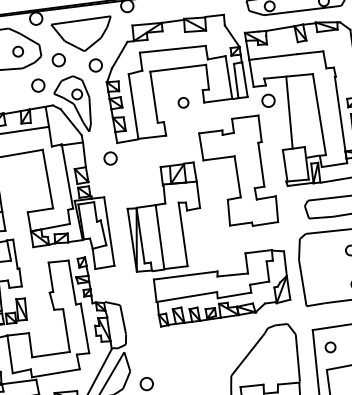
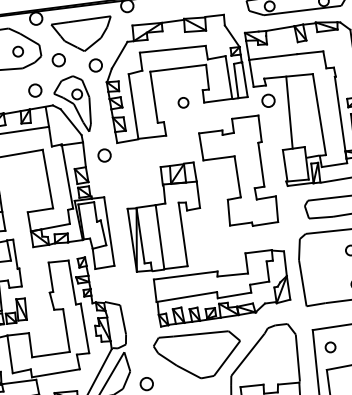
circle position: (38, 85) -> (35, 90) (35, 90)
circle position: (110, 158) -> (104, 155) (104, 155)
part: none -> present (196, 354)
